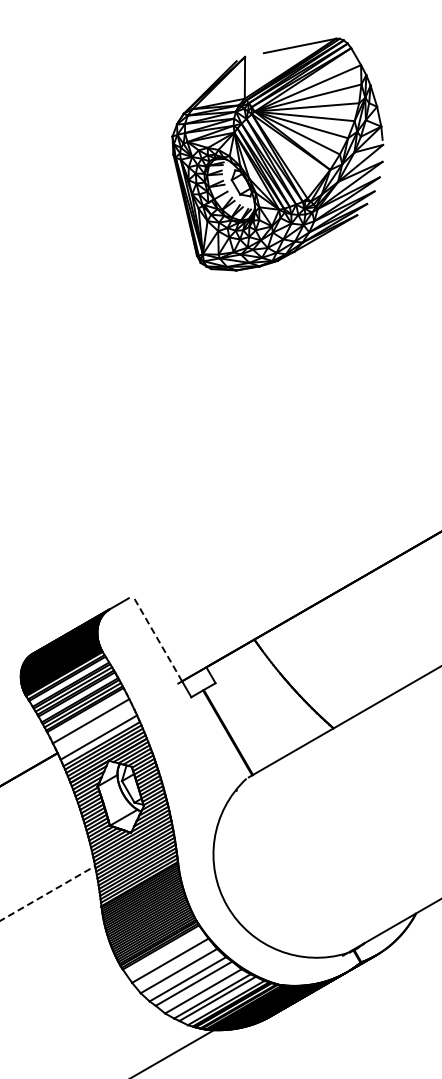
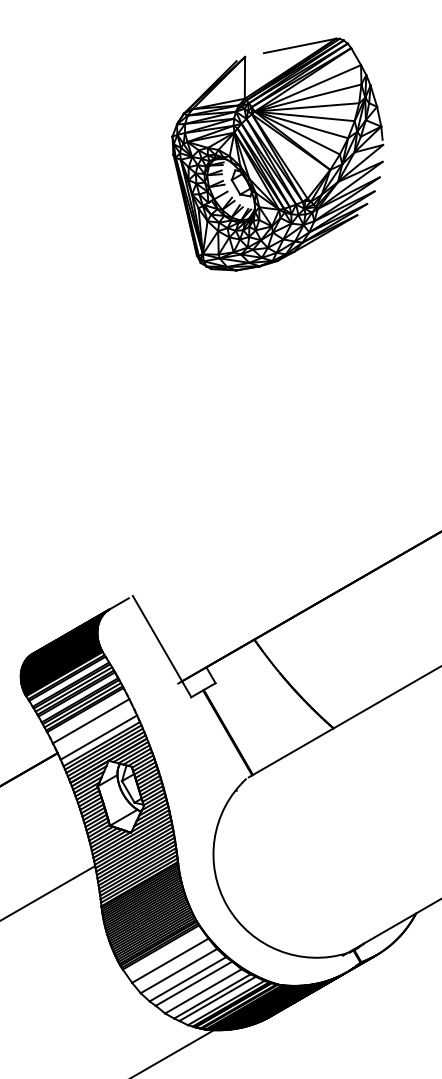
line: dashed -> solid (157, 638)
line: dashed -> solid (48, 893)
